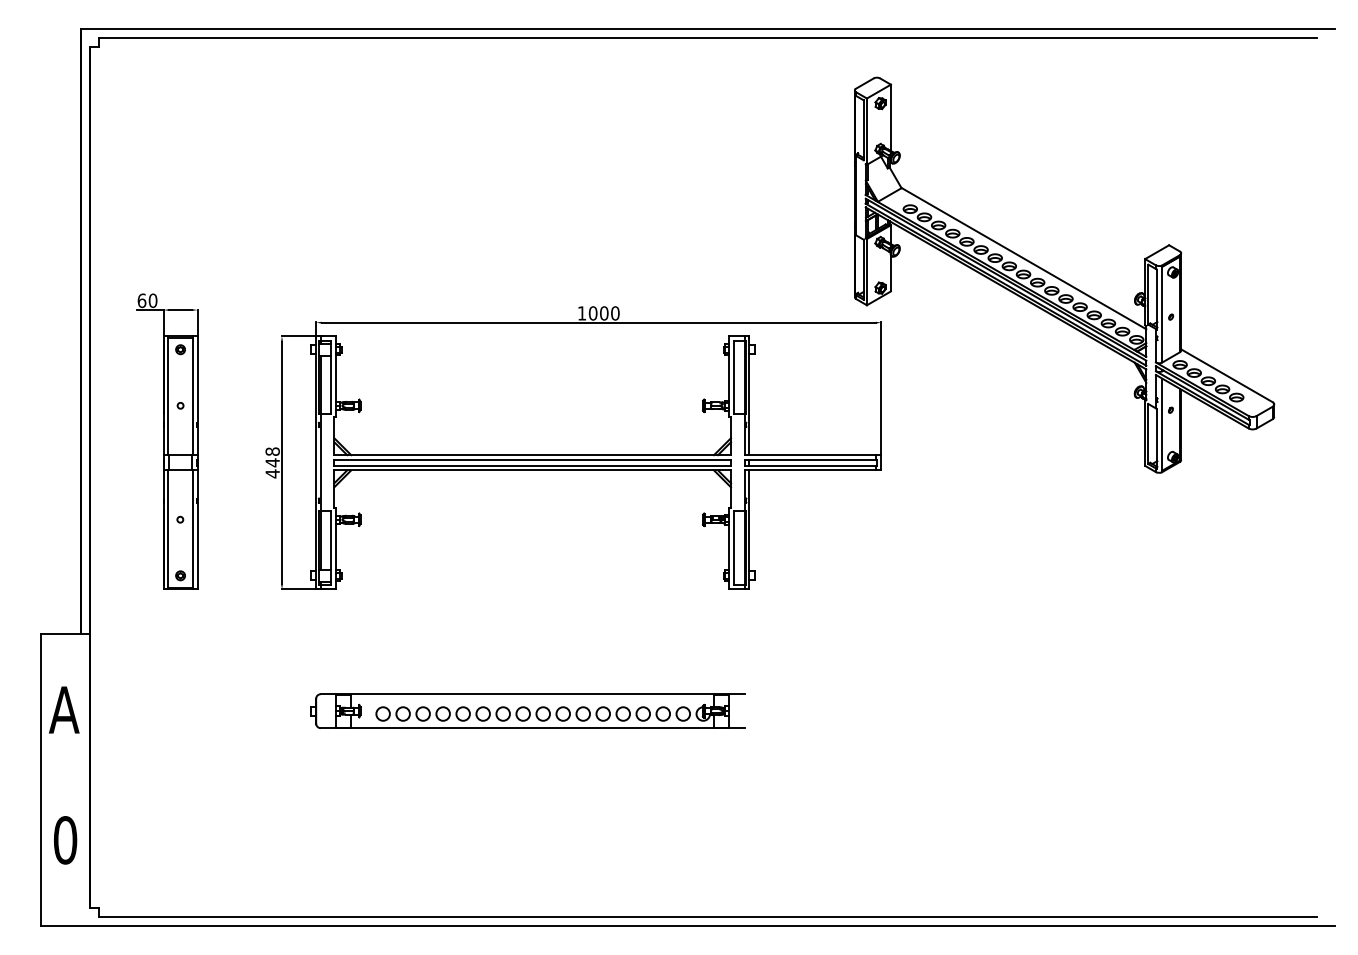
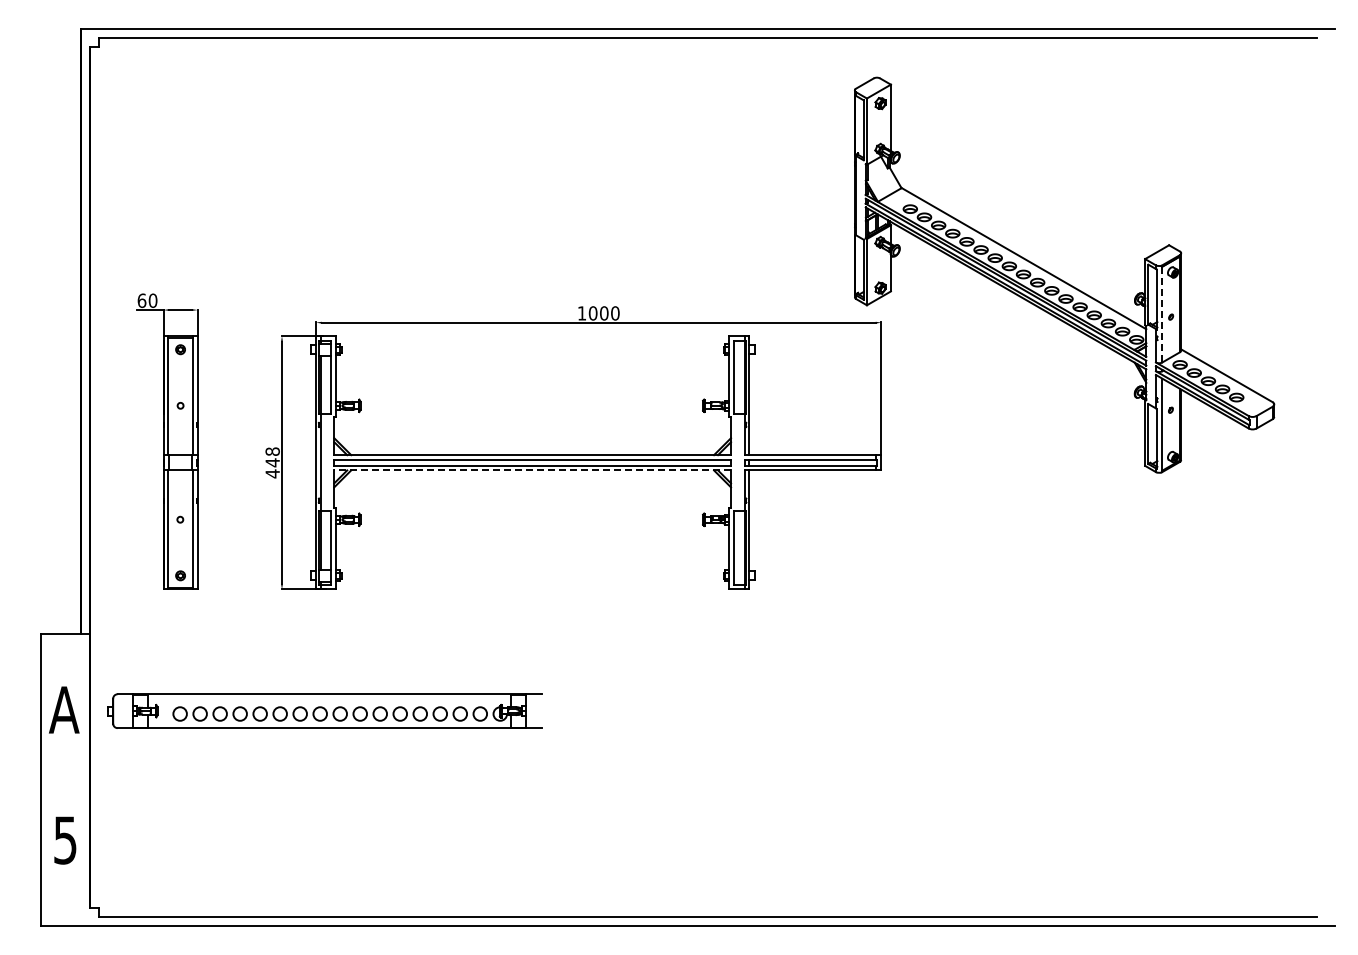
line: solid -> dashed (1162, 314)
line: solid -> dashed (532, 470)
part position: (527, 710) -> (324, 710) (324, 710)
text: 0 -> 5 (65, 840)
